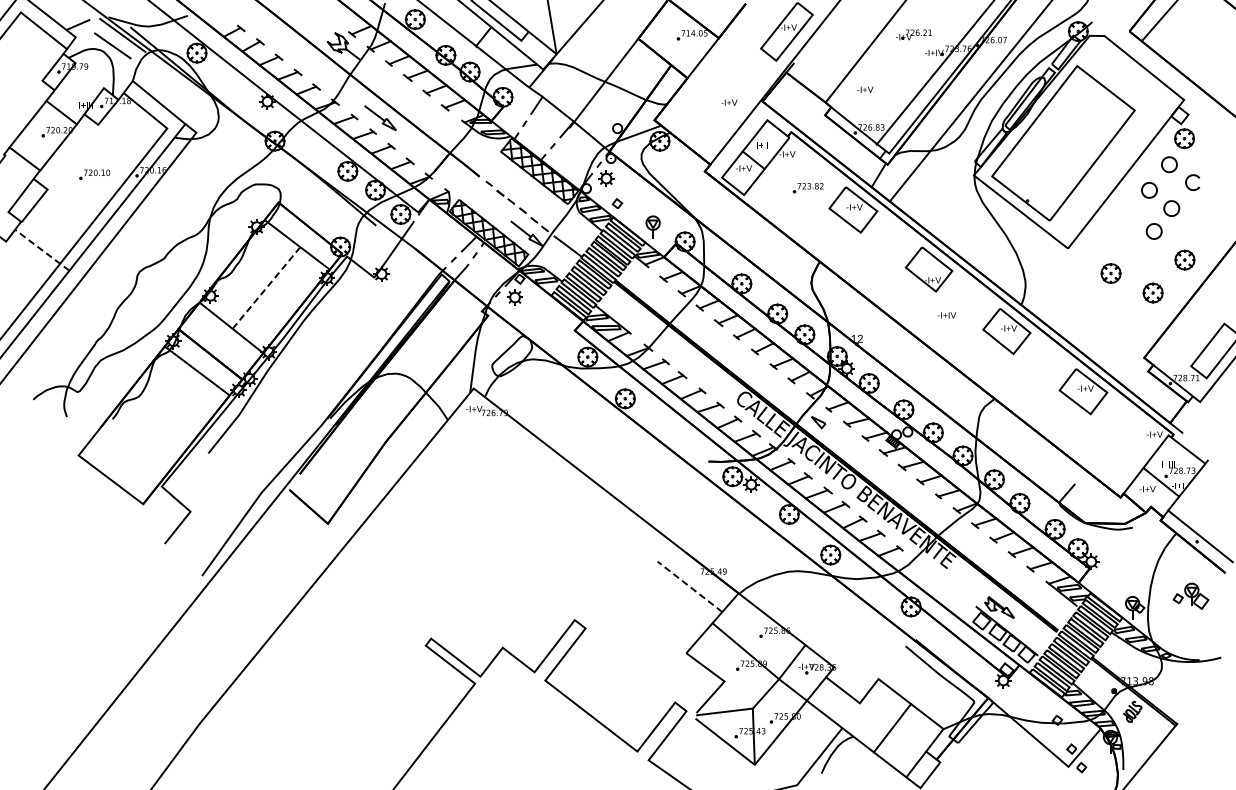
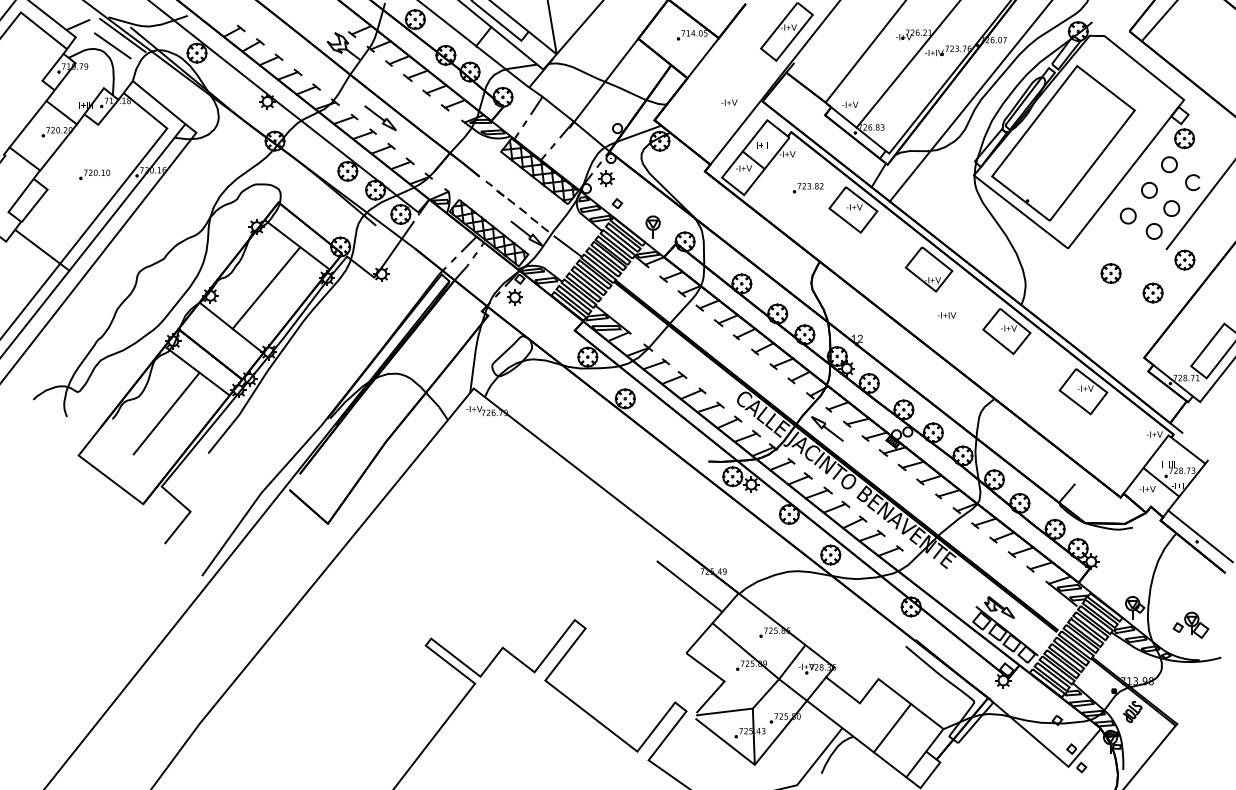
line position: (934, 73) -> (907, 64) (907, 64)
text position: (865, 89) -> (850, 104) (850, 104)
line: none -> present (1199, 206)
part: none -> present (1127, 215)
line: dashed -> solid (42, 250)
line: dashed -> solid (266, 288)
line: none -> present (166, 413)
line: none -> present (832, 433)
line: dashed -> solid (689, 586)
part position: (1190, 595) -> (1190, 624) (1190, 624)
